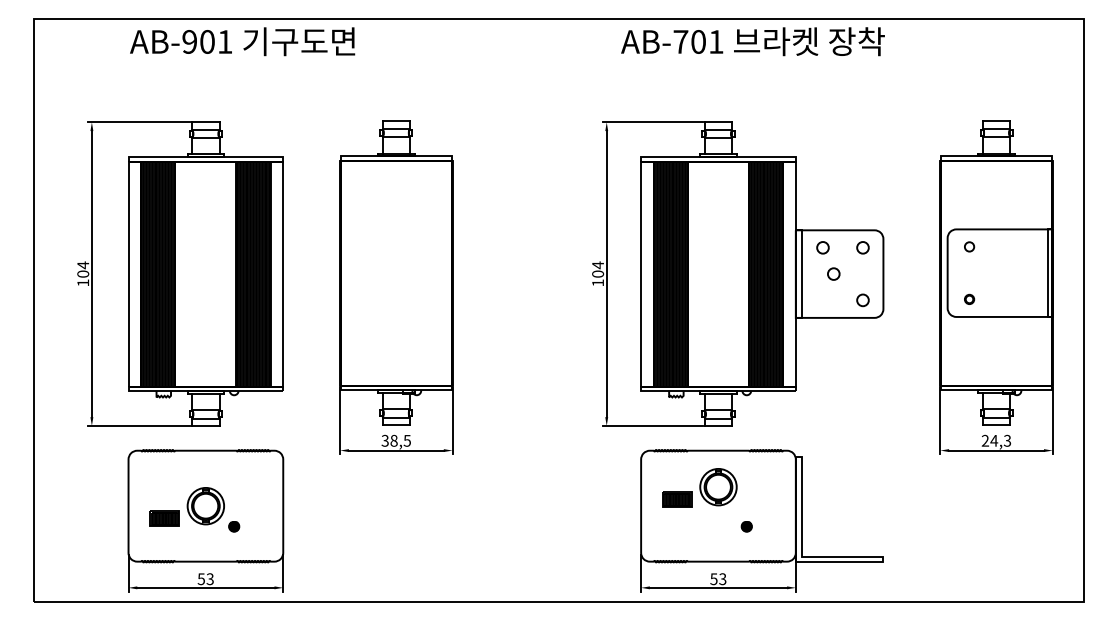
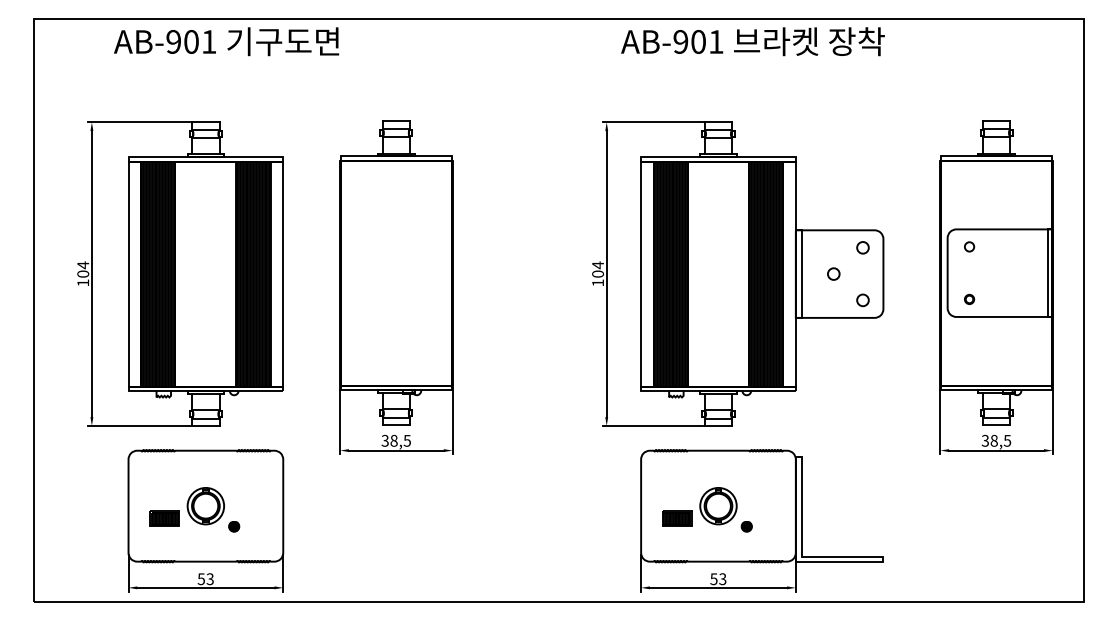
text position: (242, 41) -> (226, 41) (226, 41)
text: AB-701 -> AB-901 (680, 41)
circle: present -> none (822, 247)
text: 24,3 -> 38,5 (996, 440)
part position: (699, 487) -> (699, 506) (699, 506)
